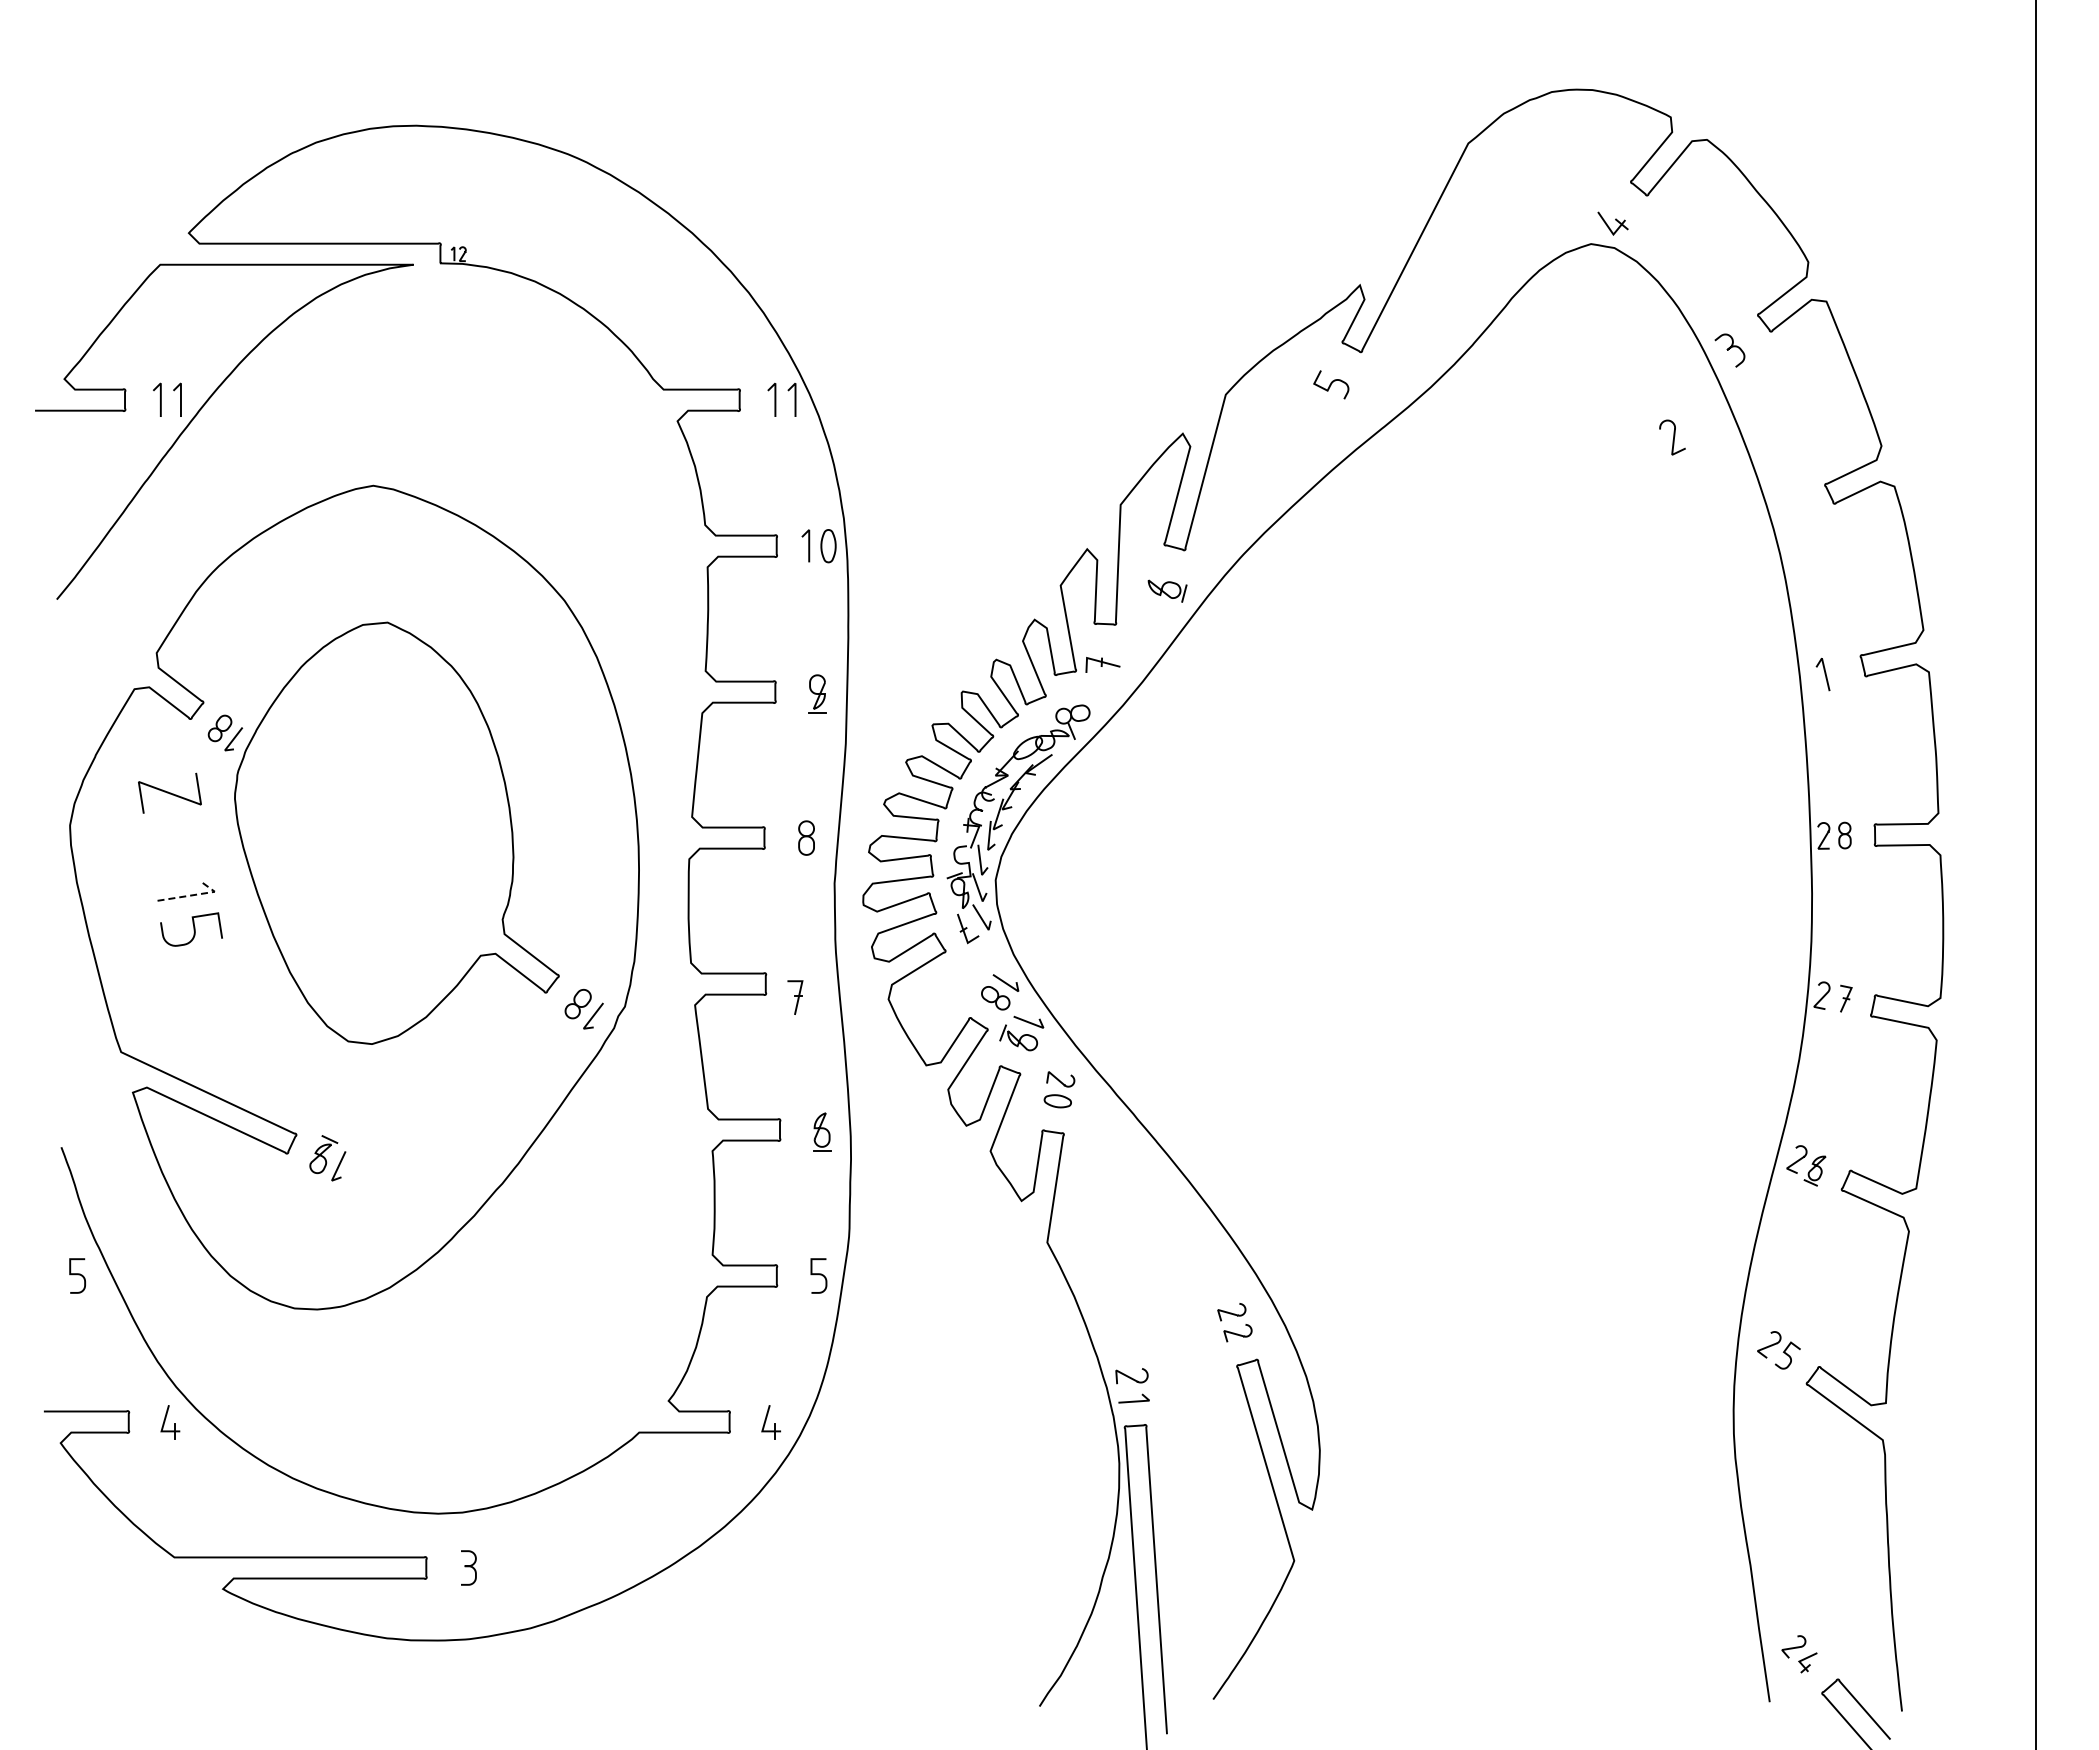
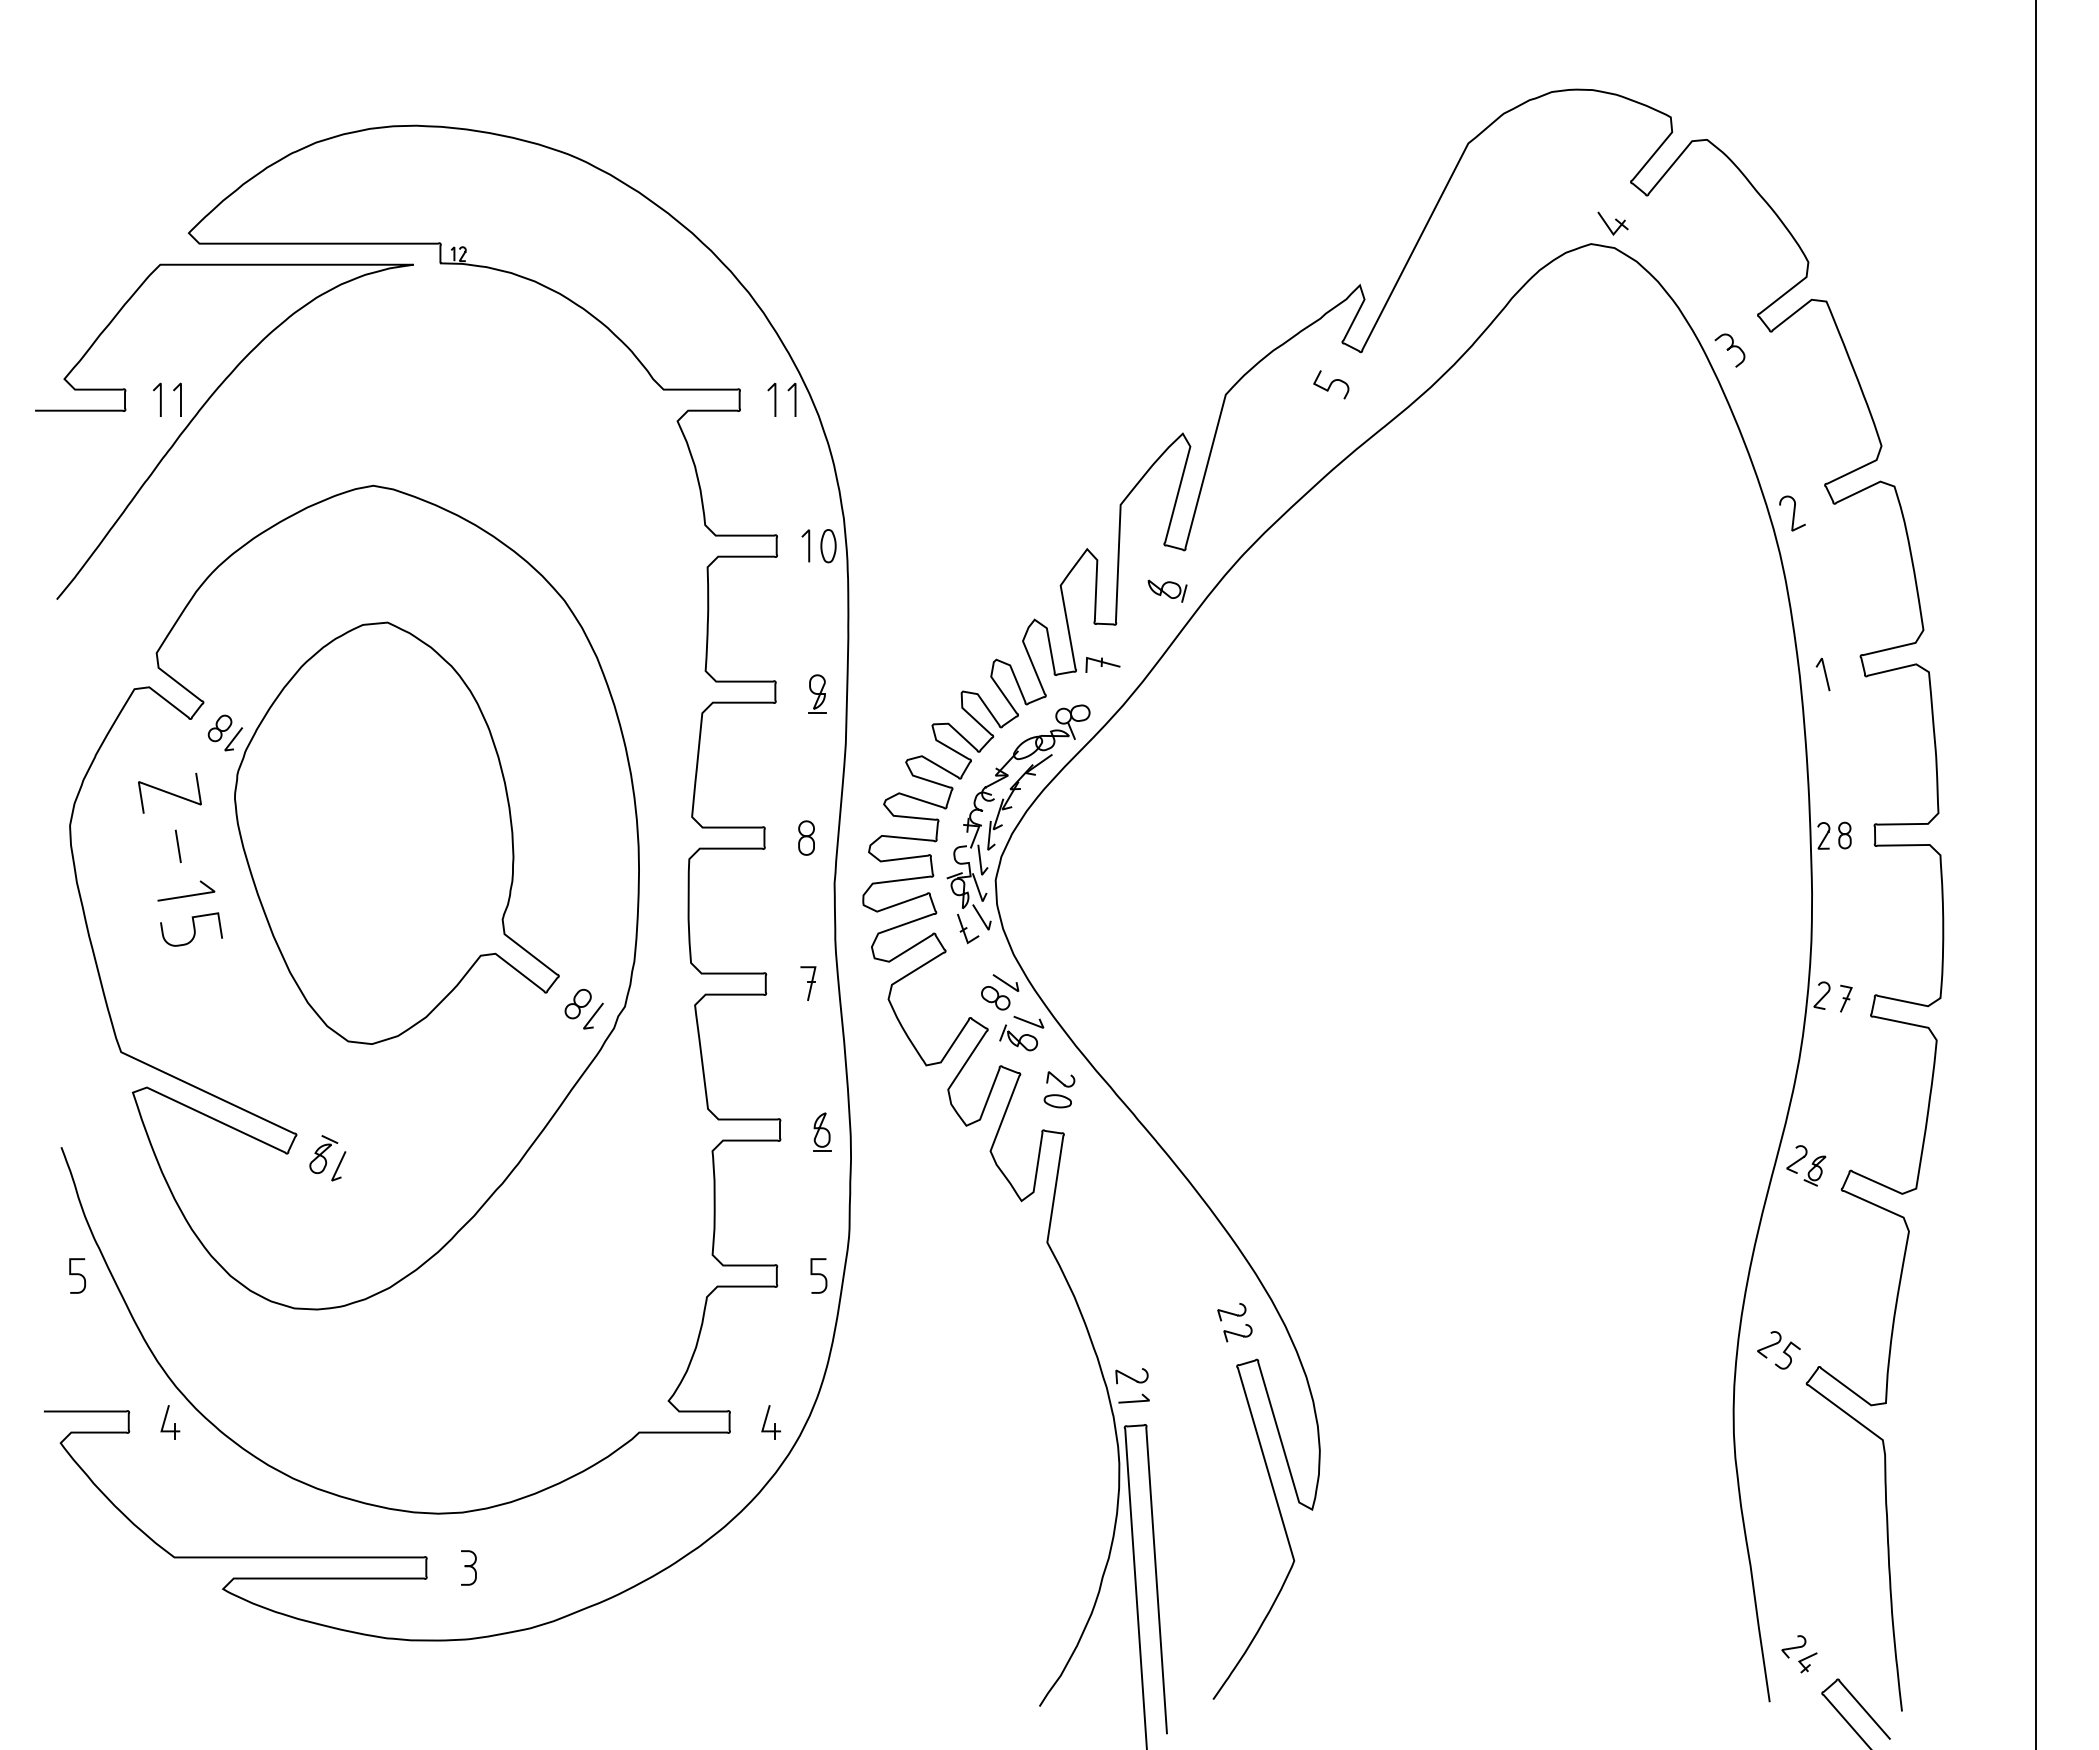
curve position: (1673, 437) -> (1793, 513) (1793, 513)
line: none -> present (177, 846)
line: dashed -> solid (196, 894)
part position: (795, 997) -> (808, 983) (808, 983)
